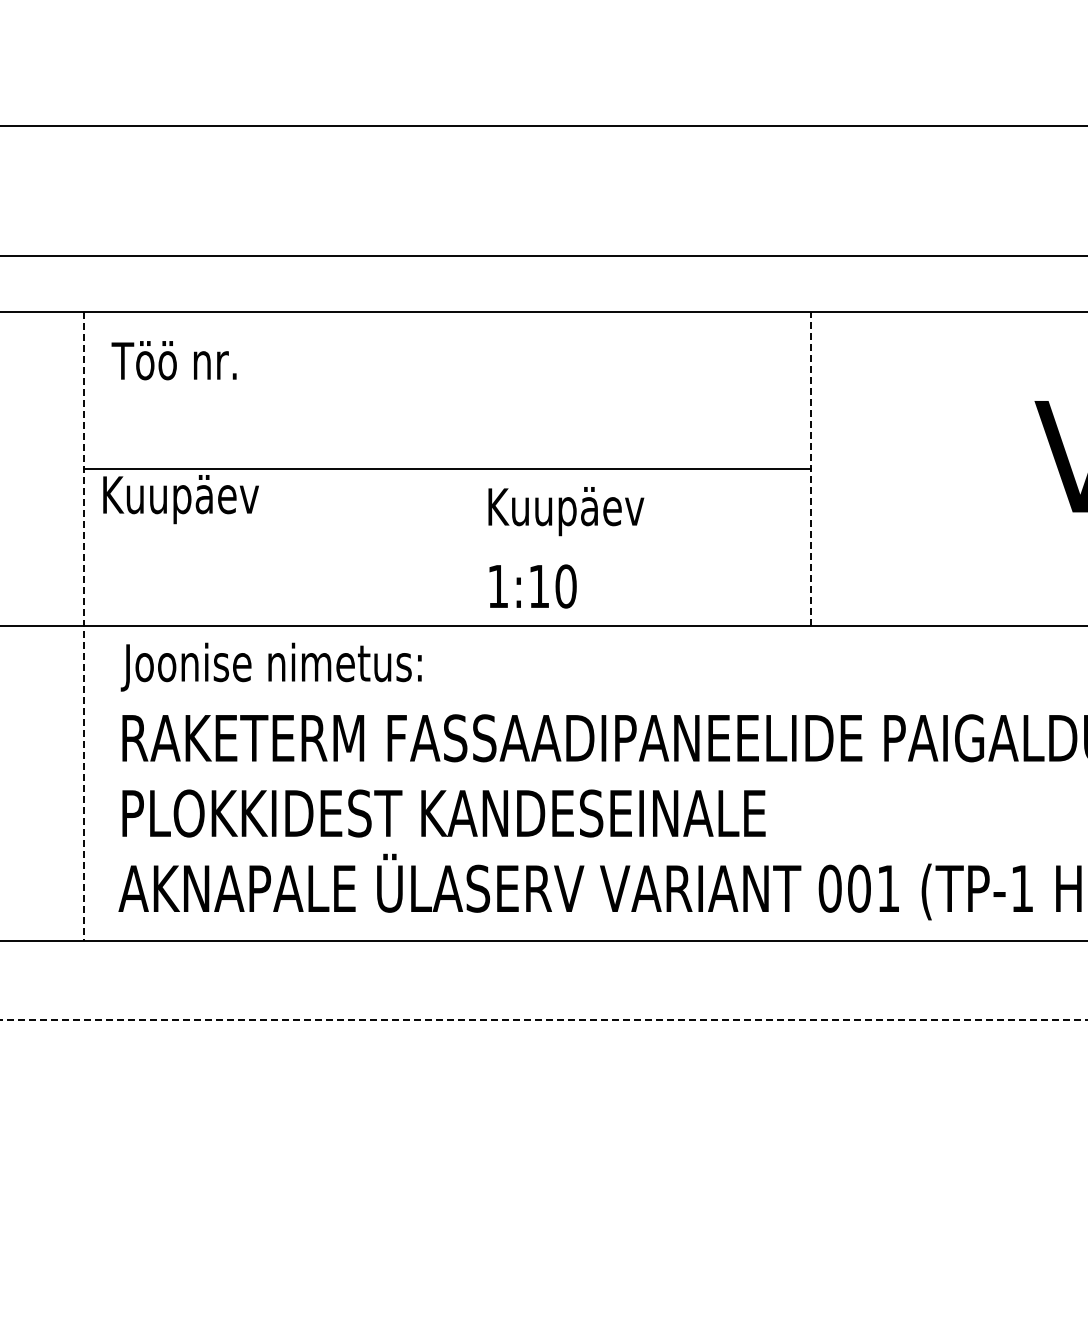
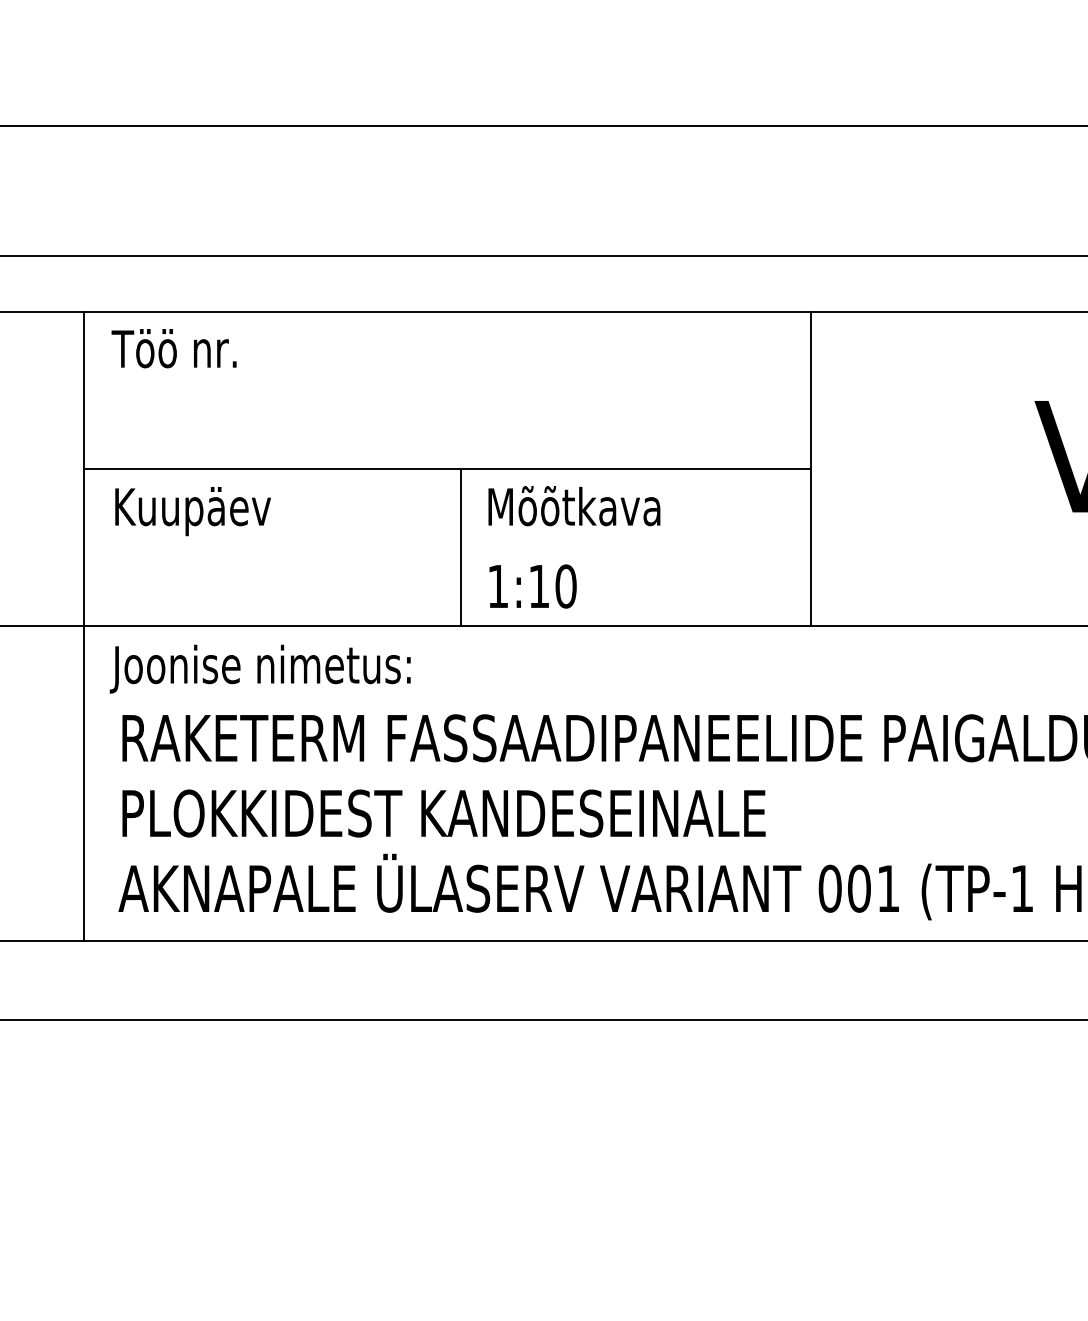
text position: (173, 360) -> (173, 348) (173, 348)
line: dashed -> solid (810, 468)
text position: (180, 499) -> (192, 511) (192, 511)
text: Kuupäev -> Mõõtkava (576, 511)
line: none -> present (461, 547)
line: dashed -> solid (83, 626)
text position: (270, 666) -> (259, 668) (259, 668)
line: dashed -> solid (544, 1019)
